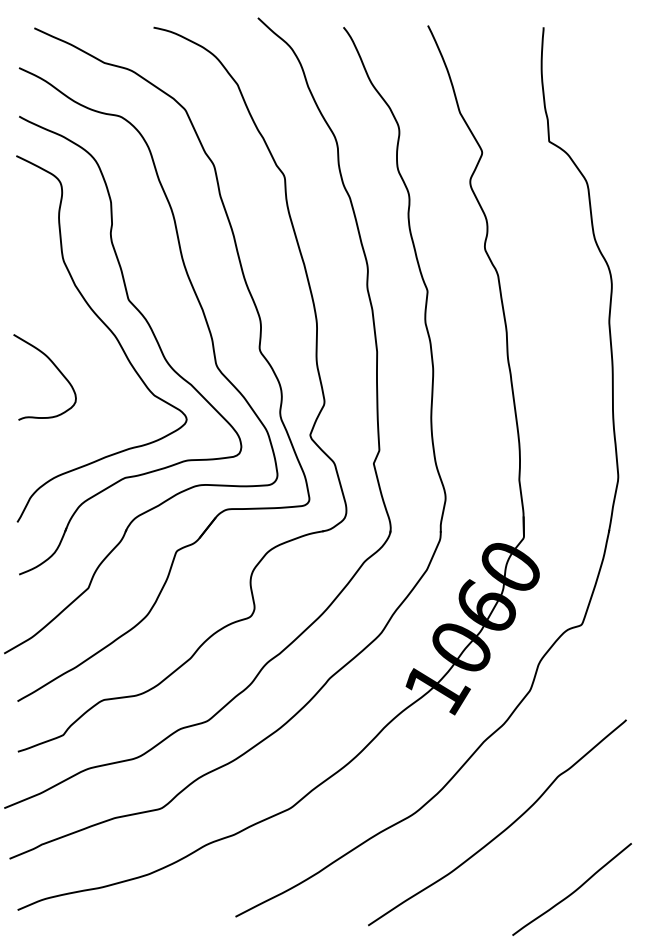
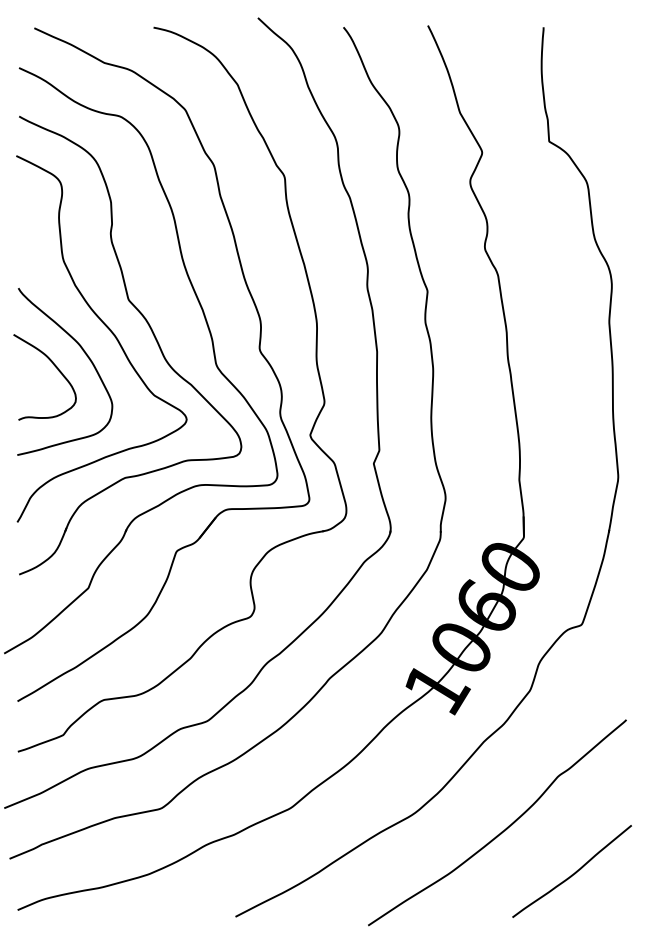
curve: none -> present (86, 356)
curve position: (573, 891) -> (573, 873) (573, 873)
